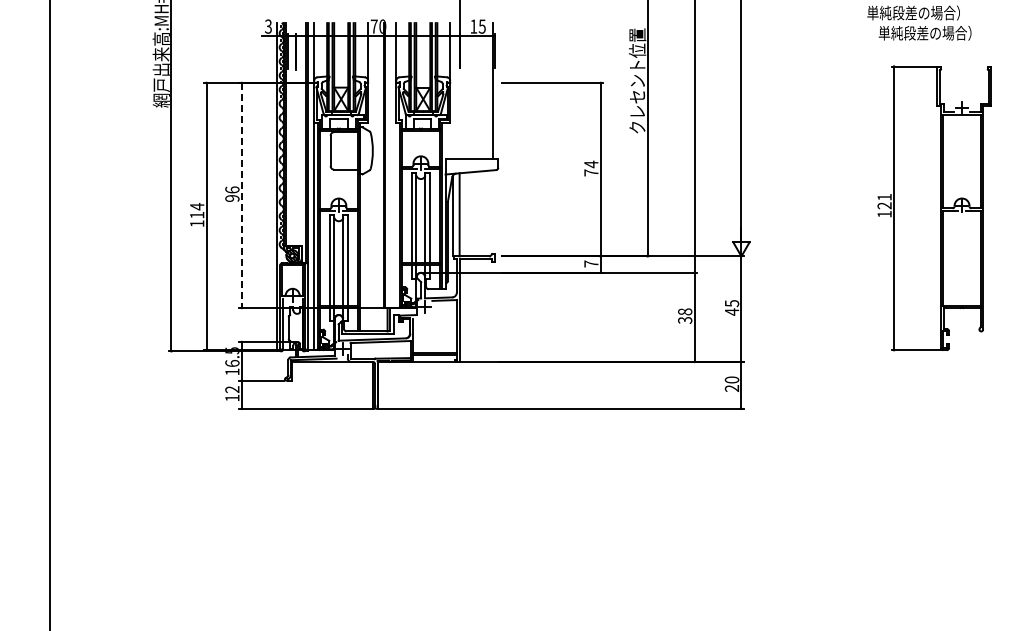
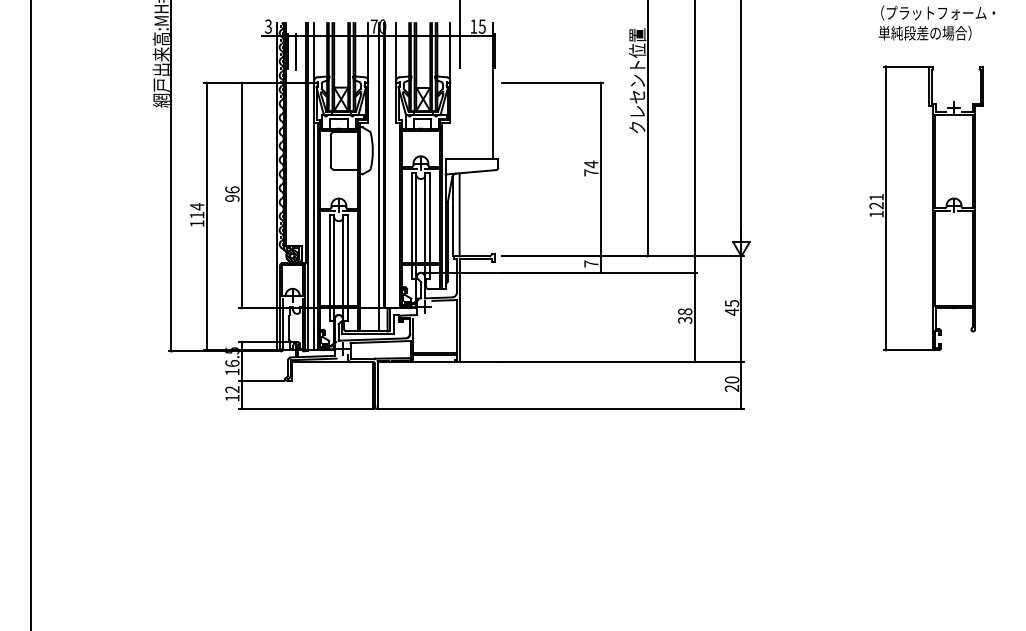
text: 単純段差の場合） -> （プラットフォーム・ (931, 12)
line: none -> present (378, 177)
line: dashed -> solid (241, 195)
part position: (934, 208) -> (926, 208) (926, 208)
line position: (49, 314) -> (30, 314) (30, 314)
